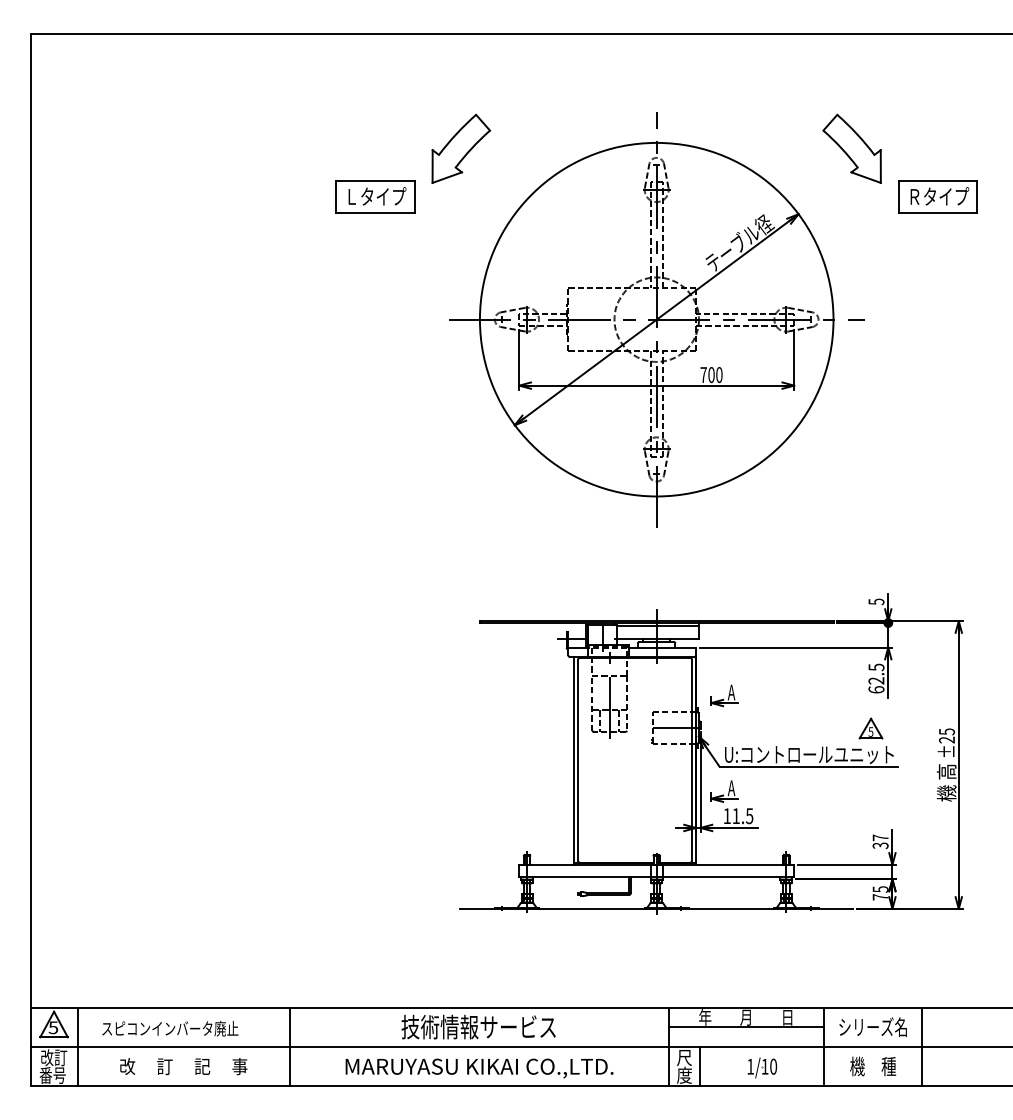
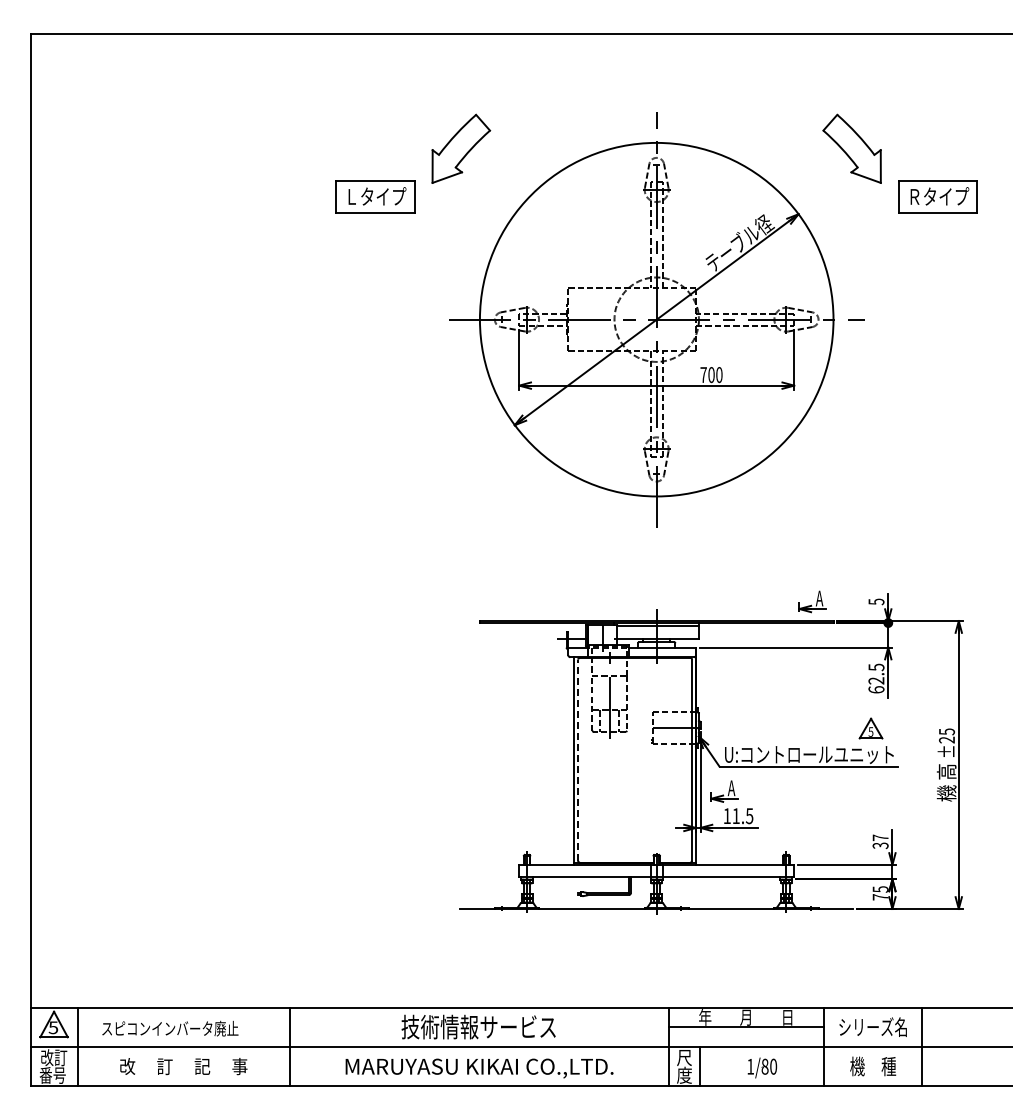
part position: (724, 695) -> (812, 601) (812, 601)
line: solid -> dashed (578, 760)
text: 1/10 -> 1/80 (764, 1066)
